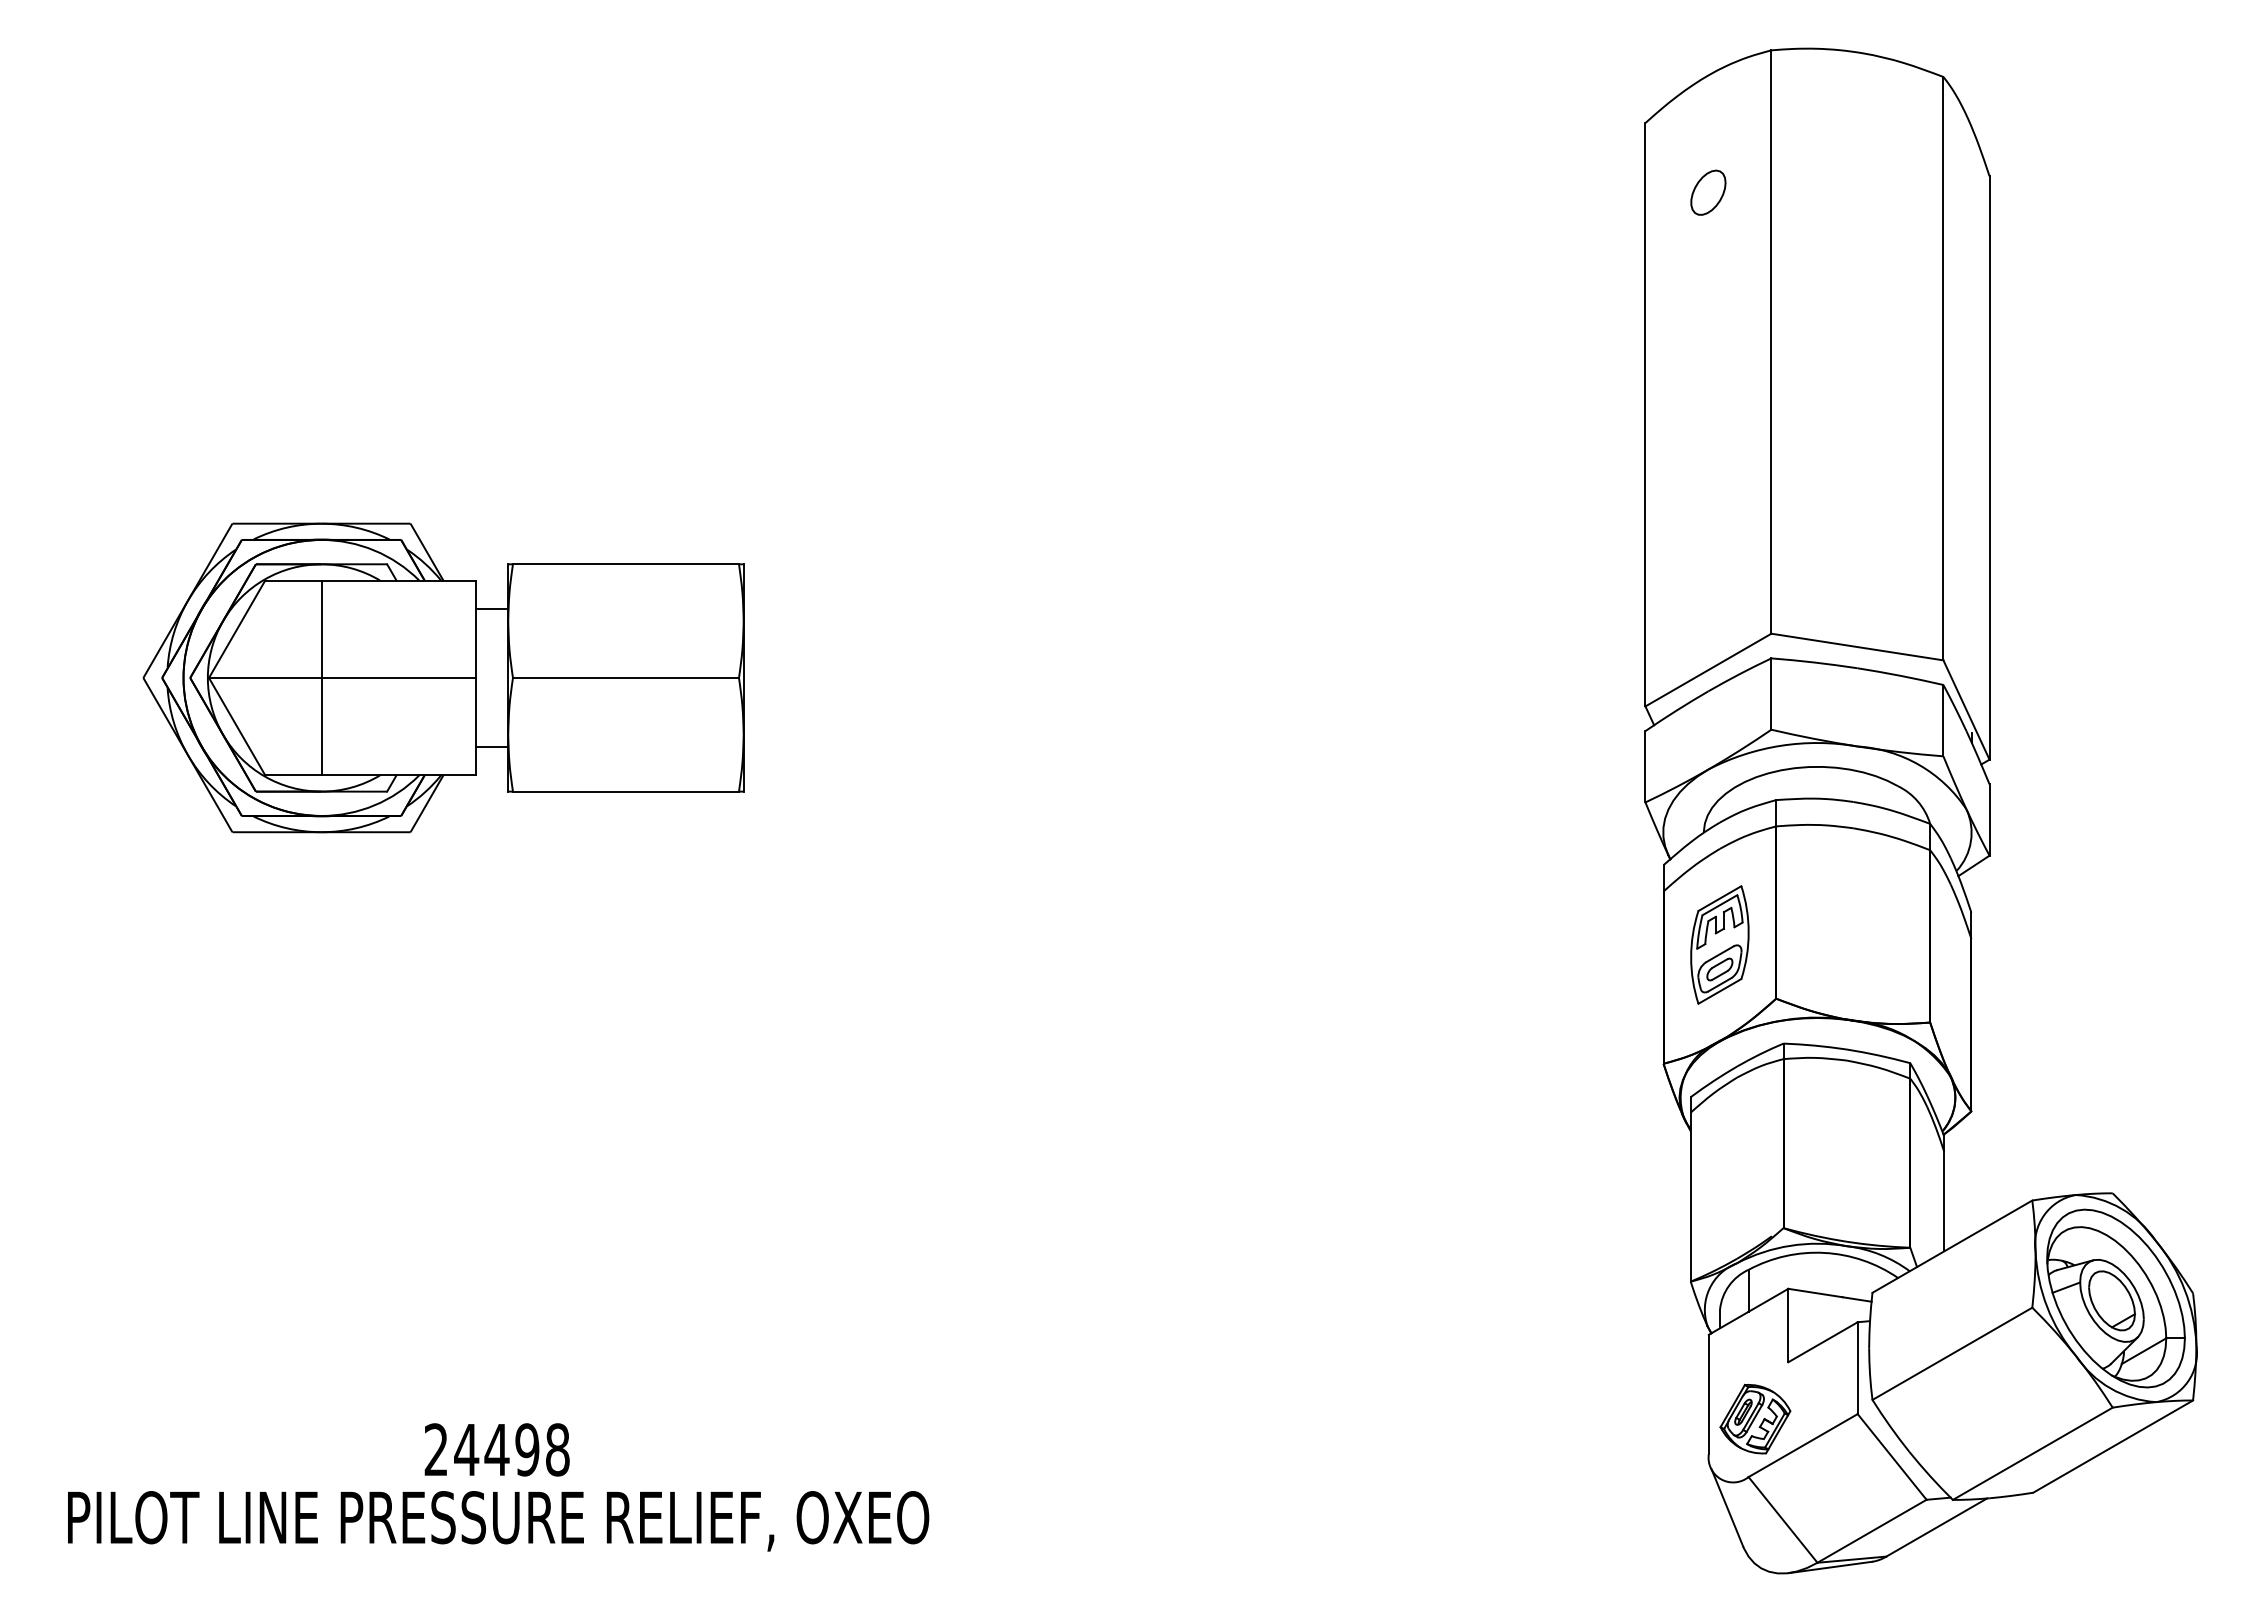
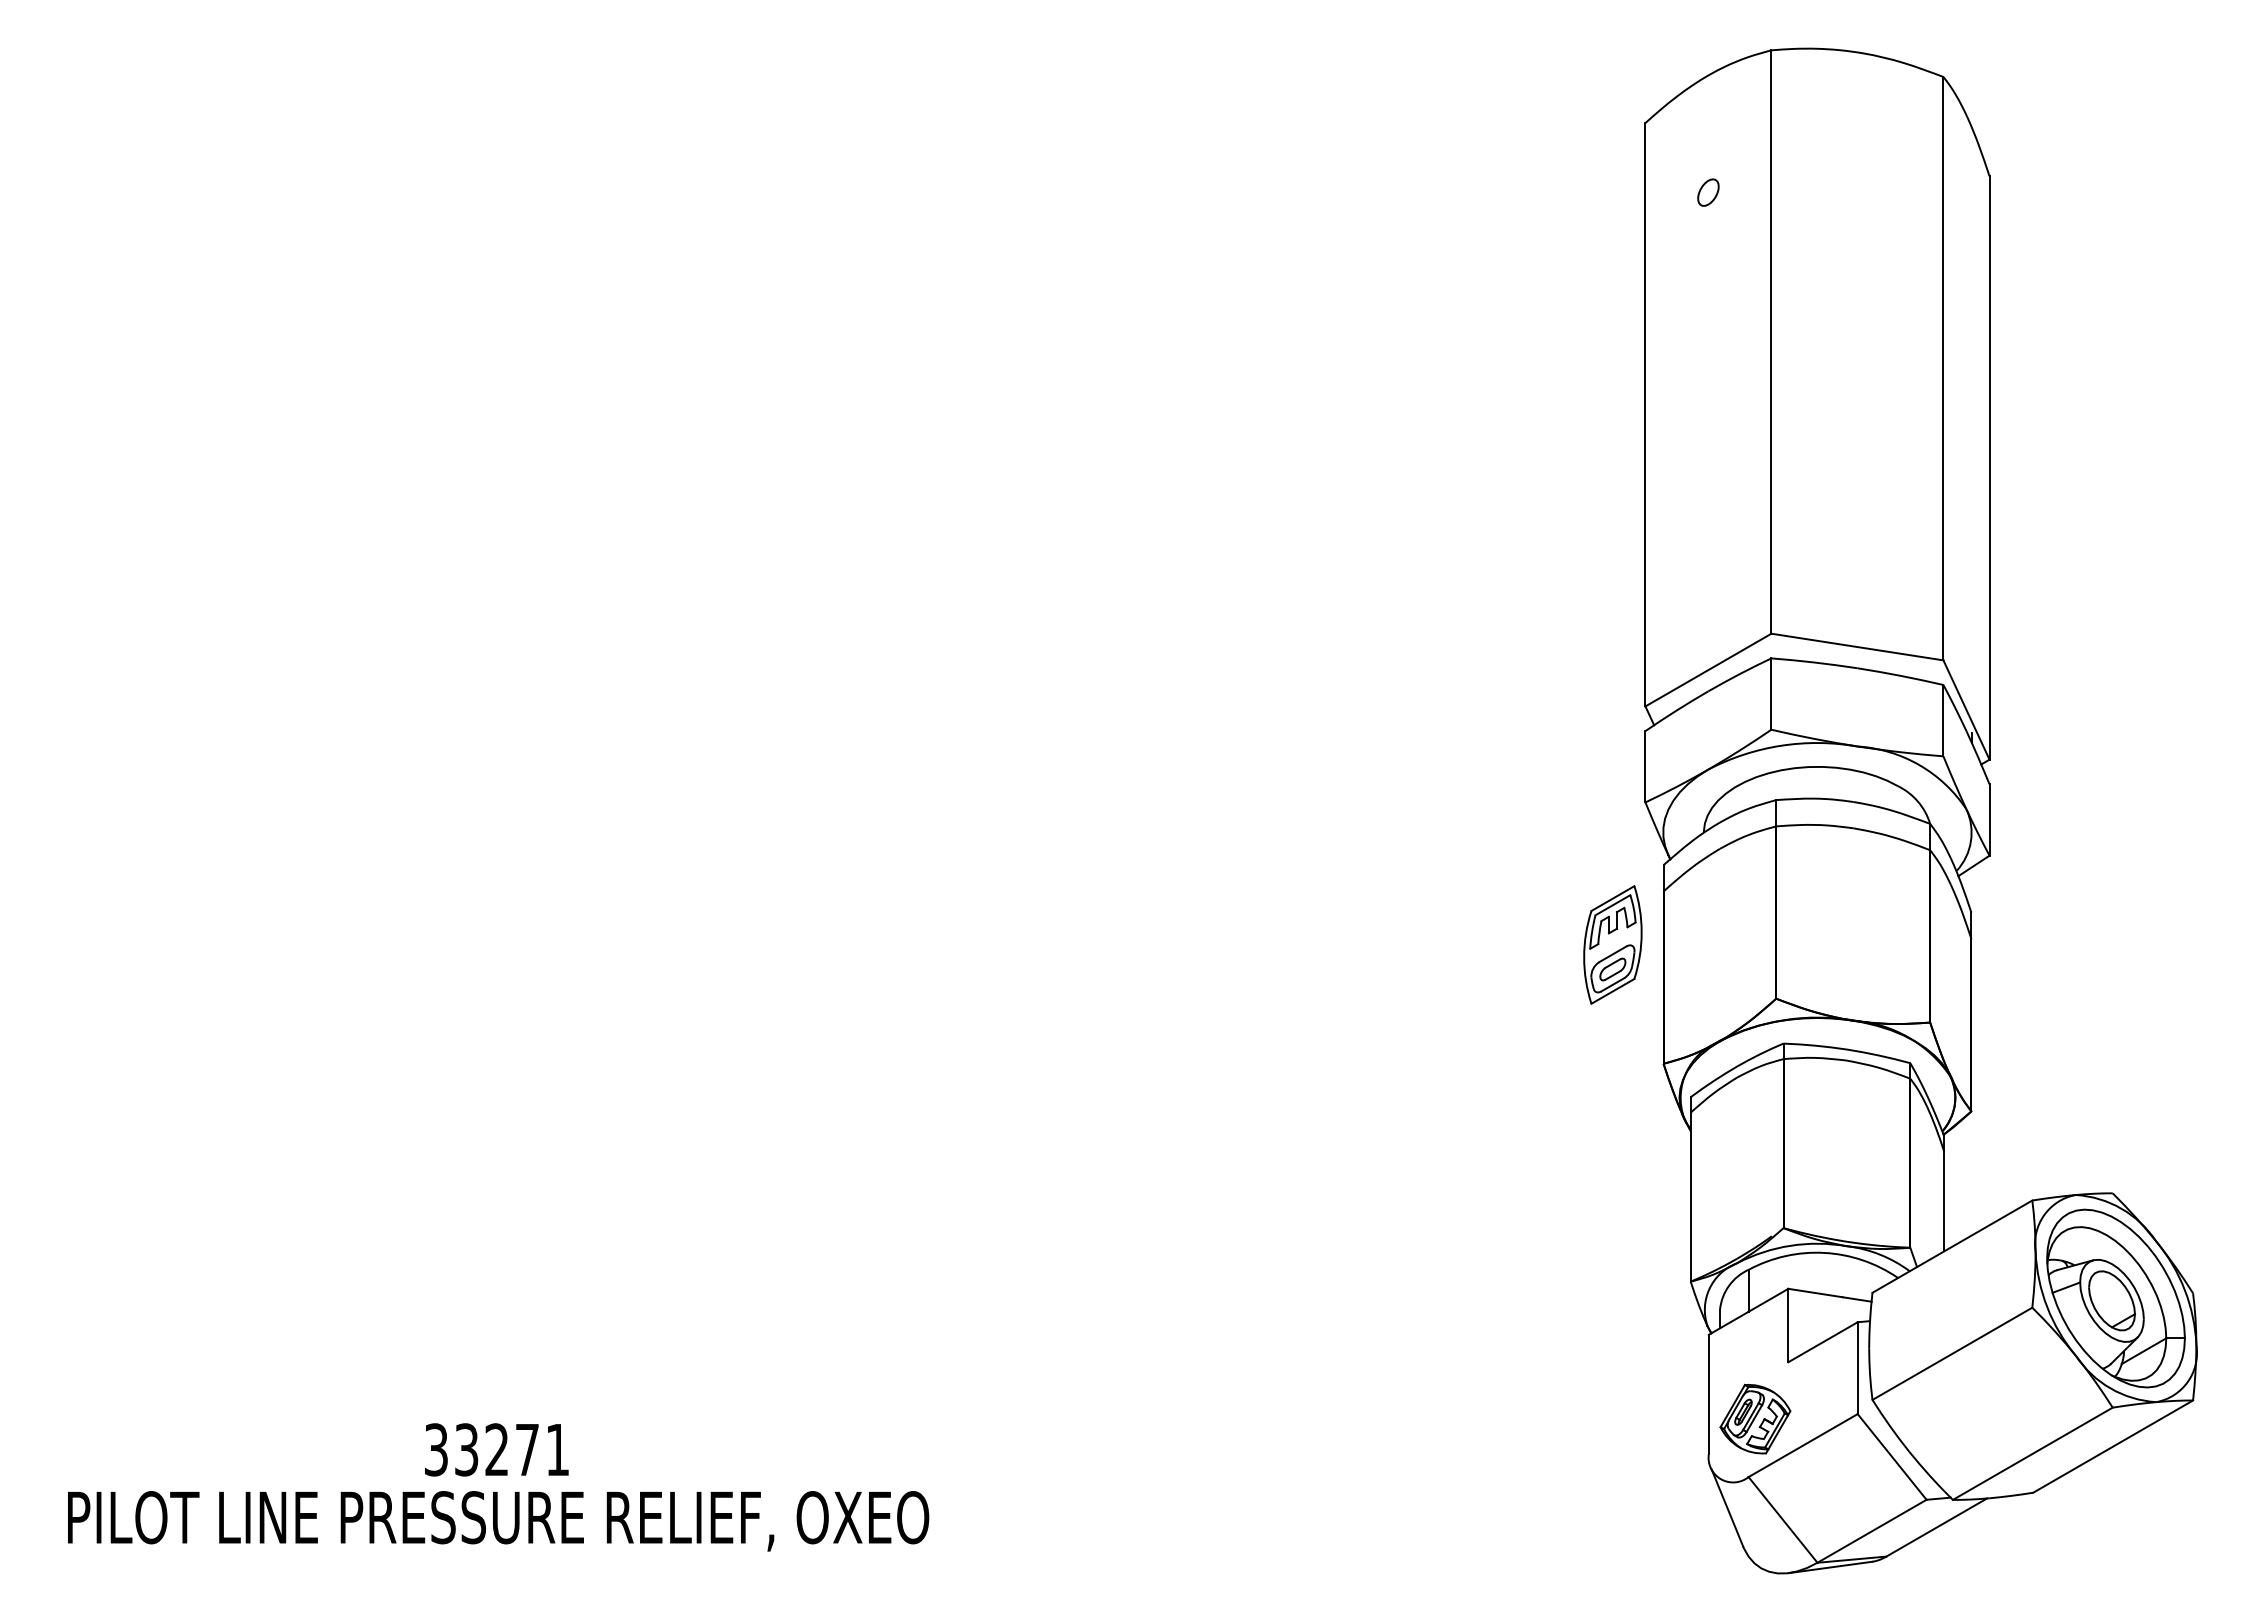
part size: 37x47 px -> 23x29 px (1708, 192)
part: present -> none (443, 677)
part position: (1719, 944) -> (1612, 944) (1612, 944)
text: 24498 -> 33271 (496, 1449)
